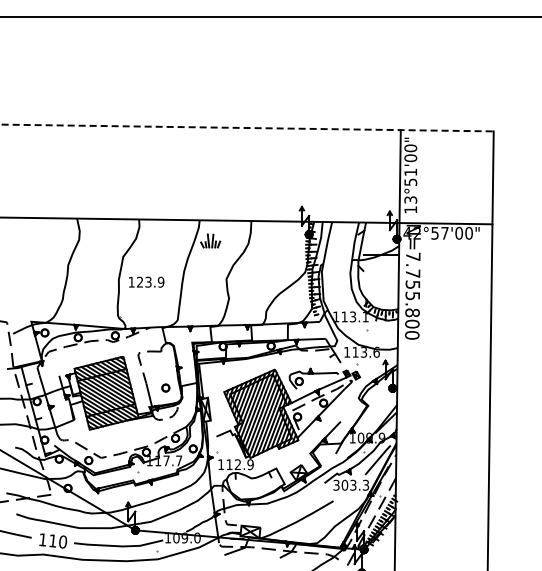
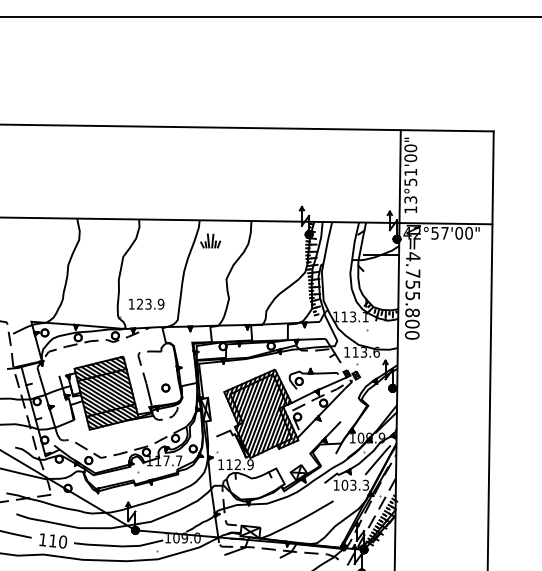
line: dashed -> solid (247, 128)
text: N=7.755.800 -> N=4.755.800 (413, 256)
text position: (146, 281) -> (146, 303) (146, 303)
text: 303.3 -> 103.3 (336, 484)
